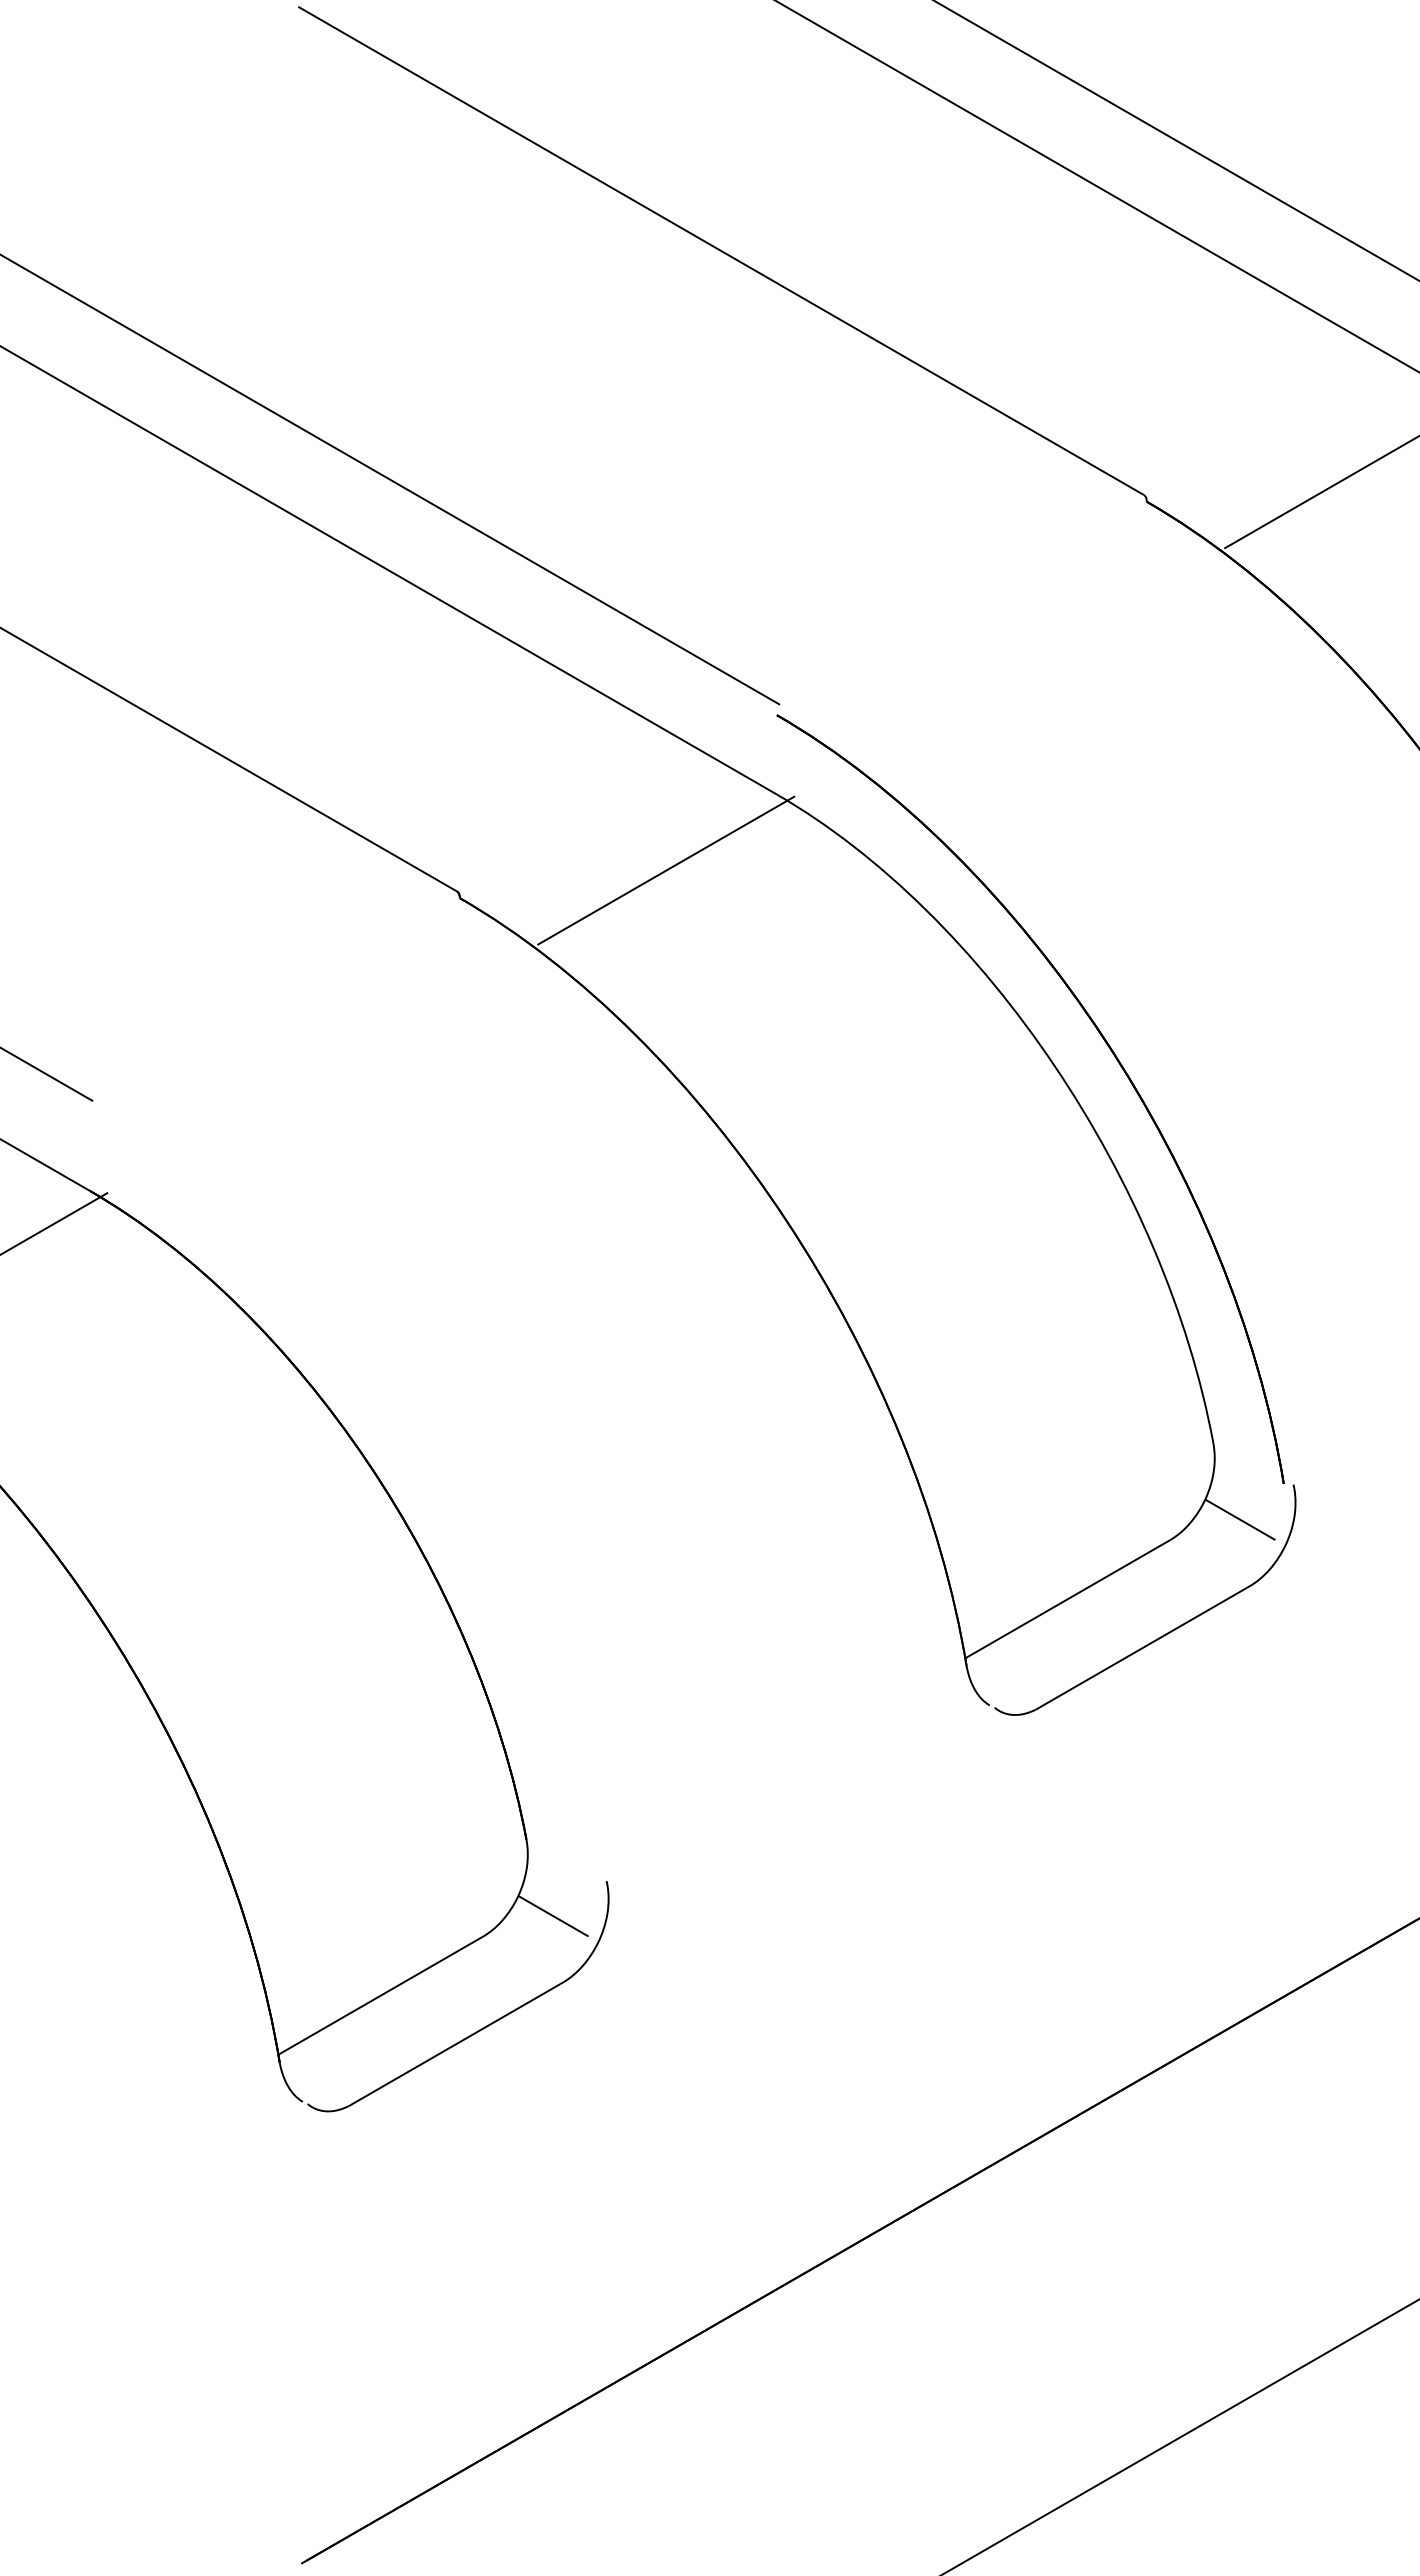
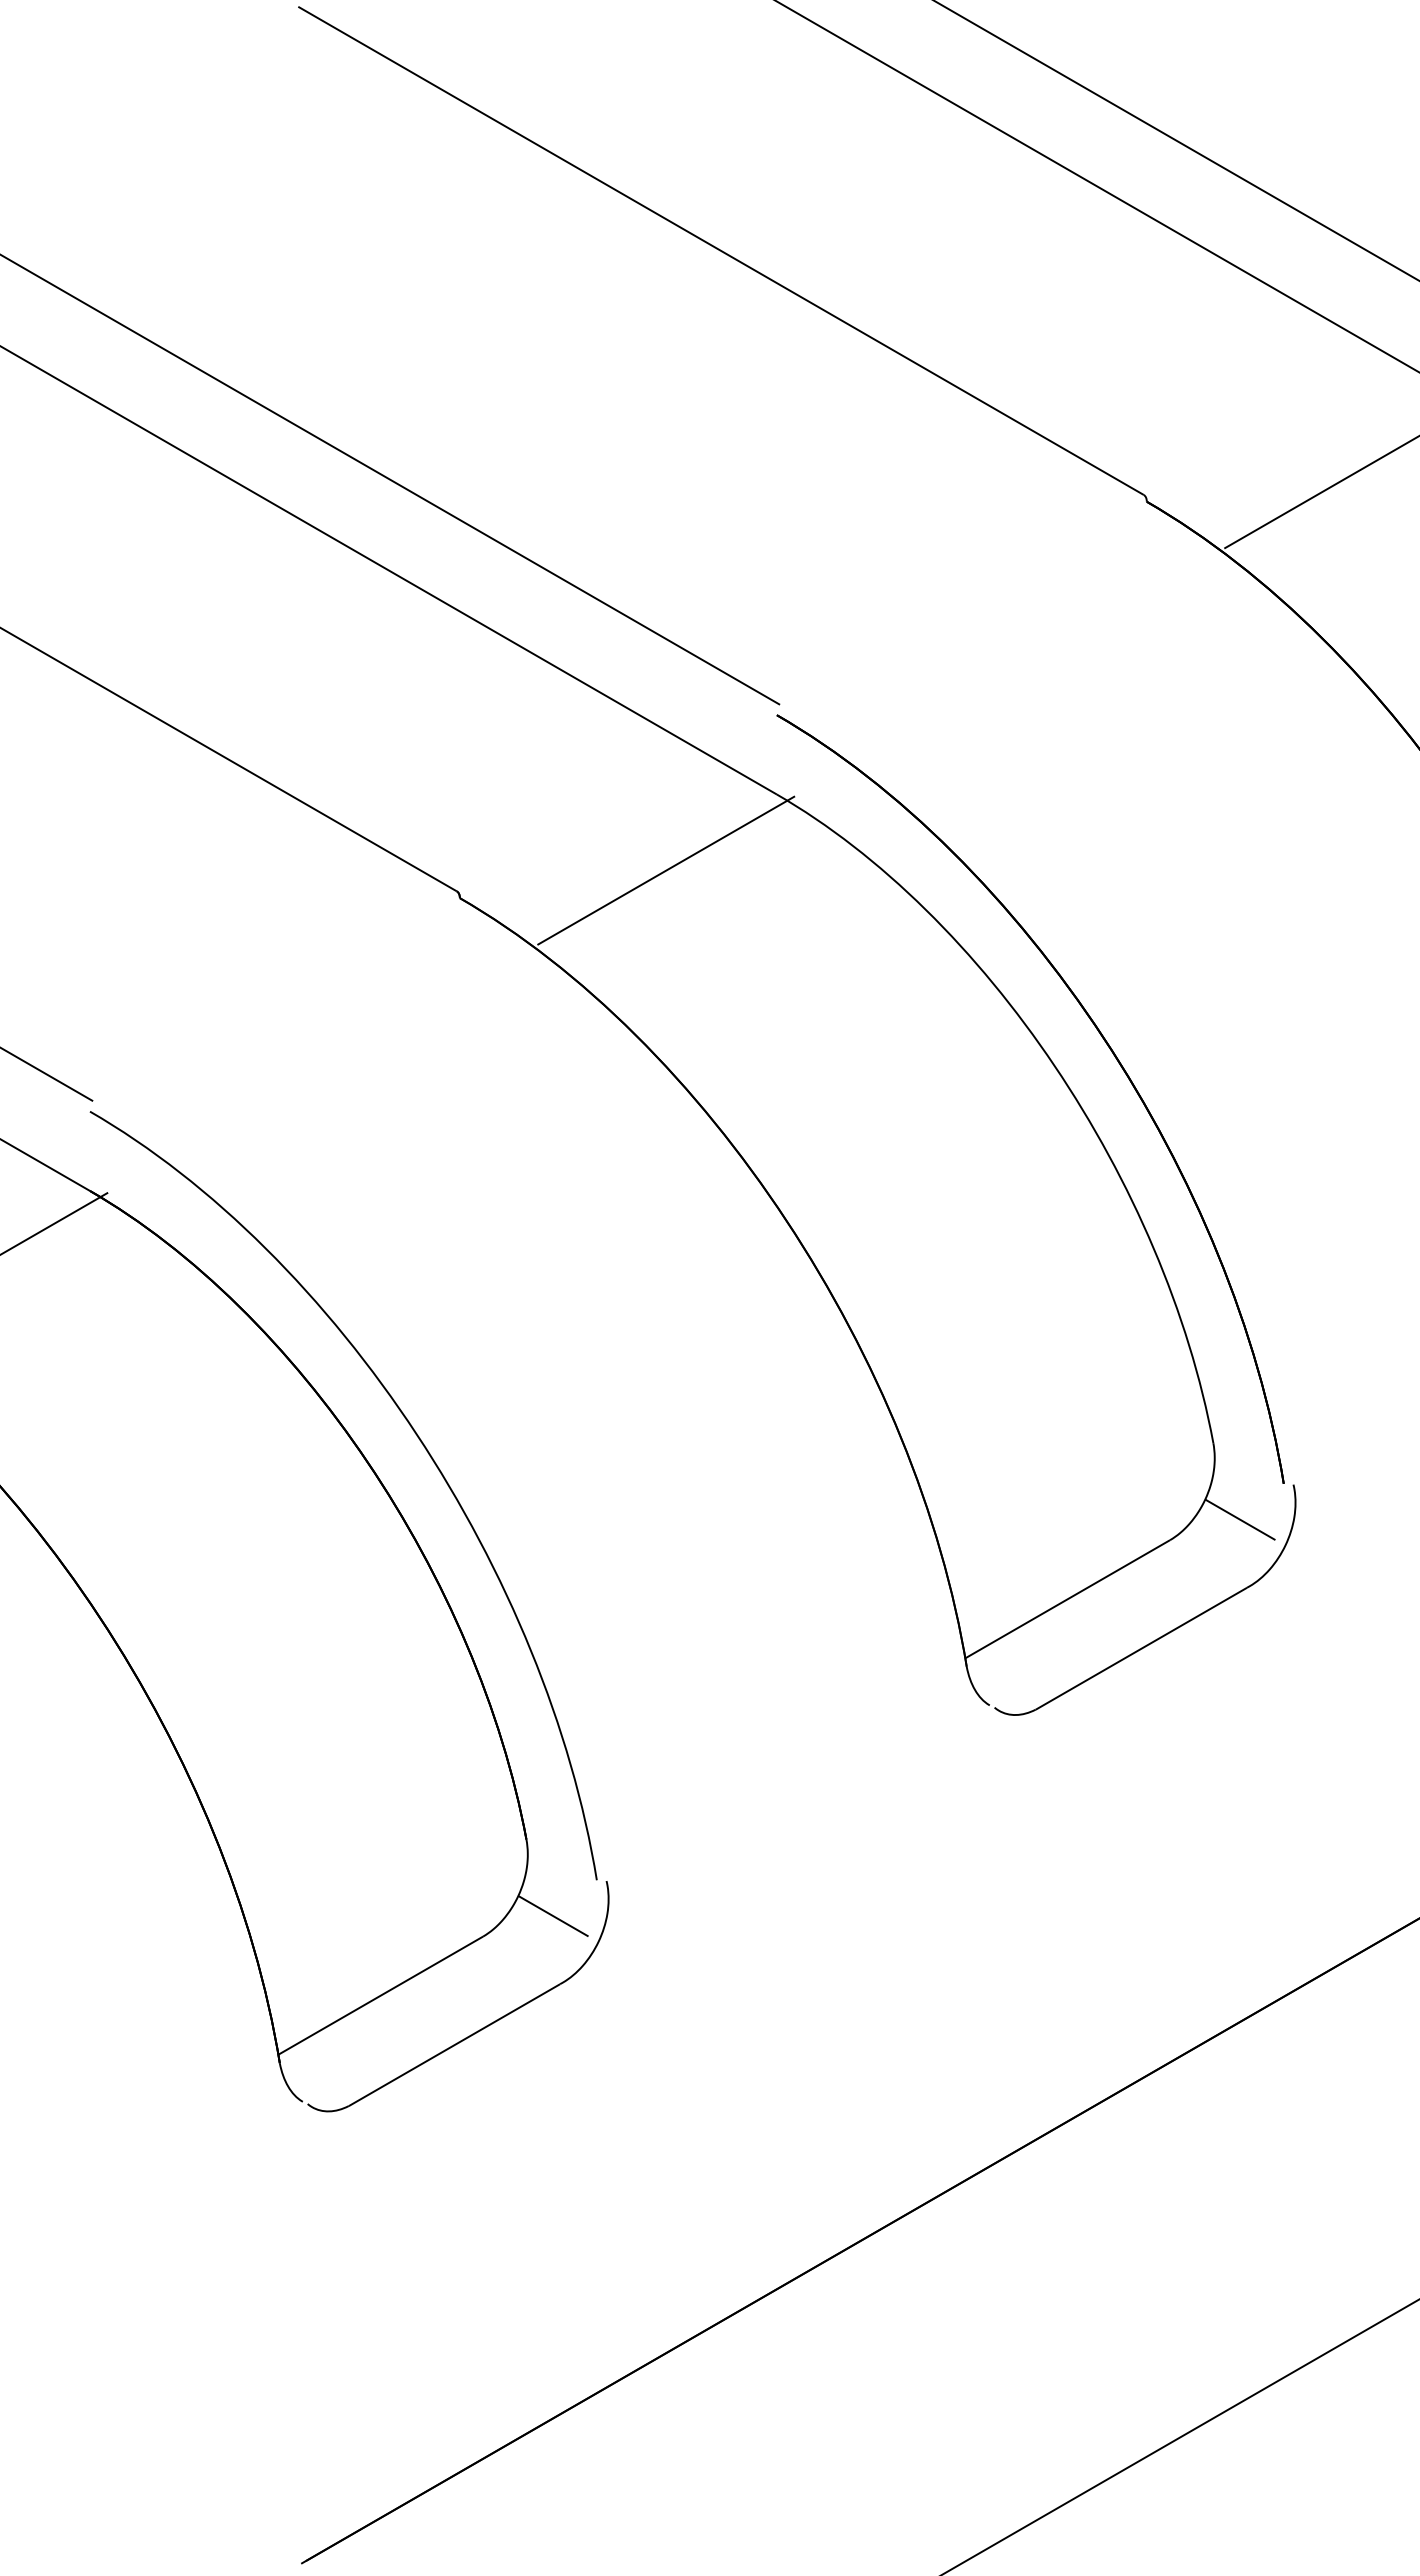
part: none -> present (420, 1442)
